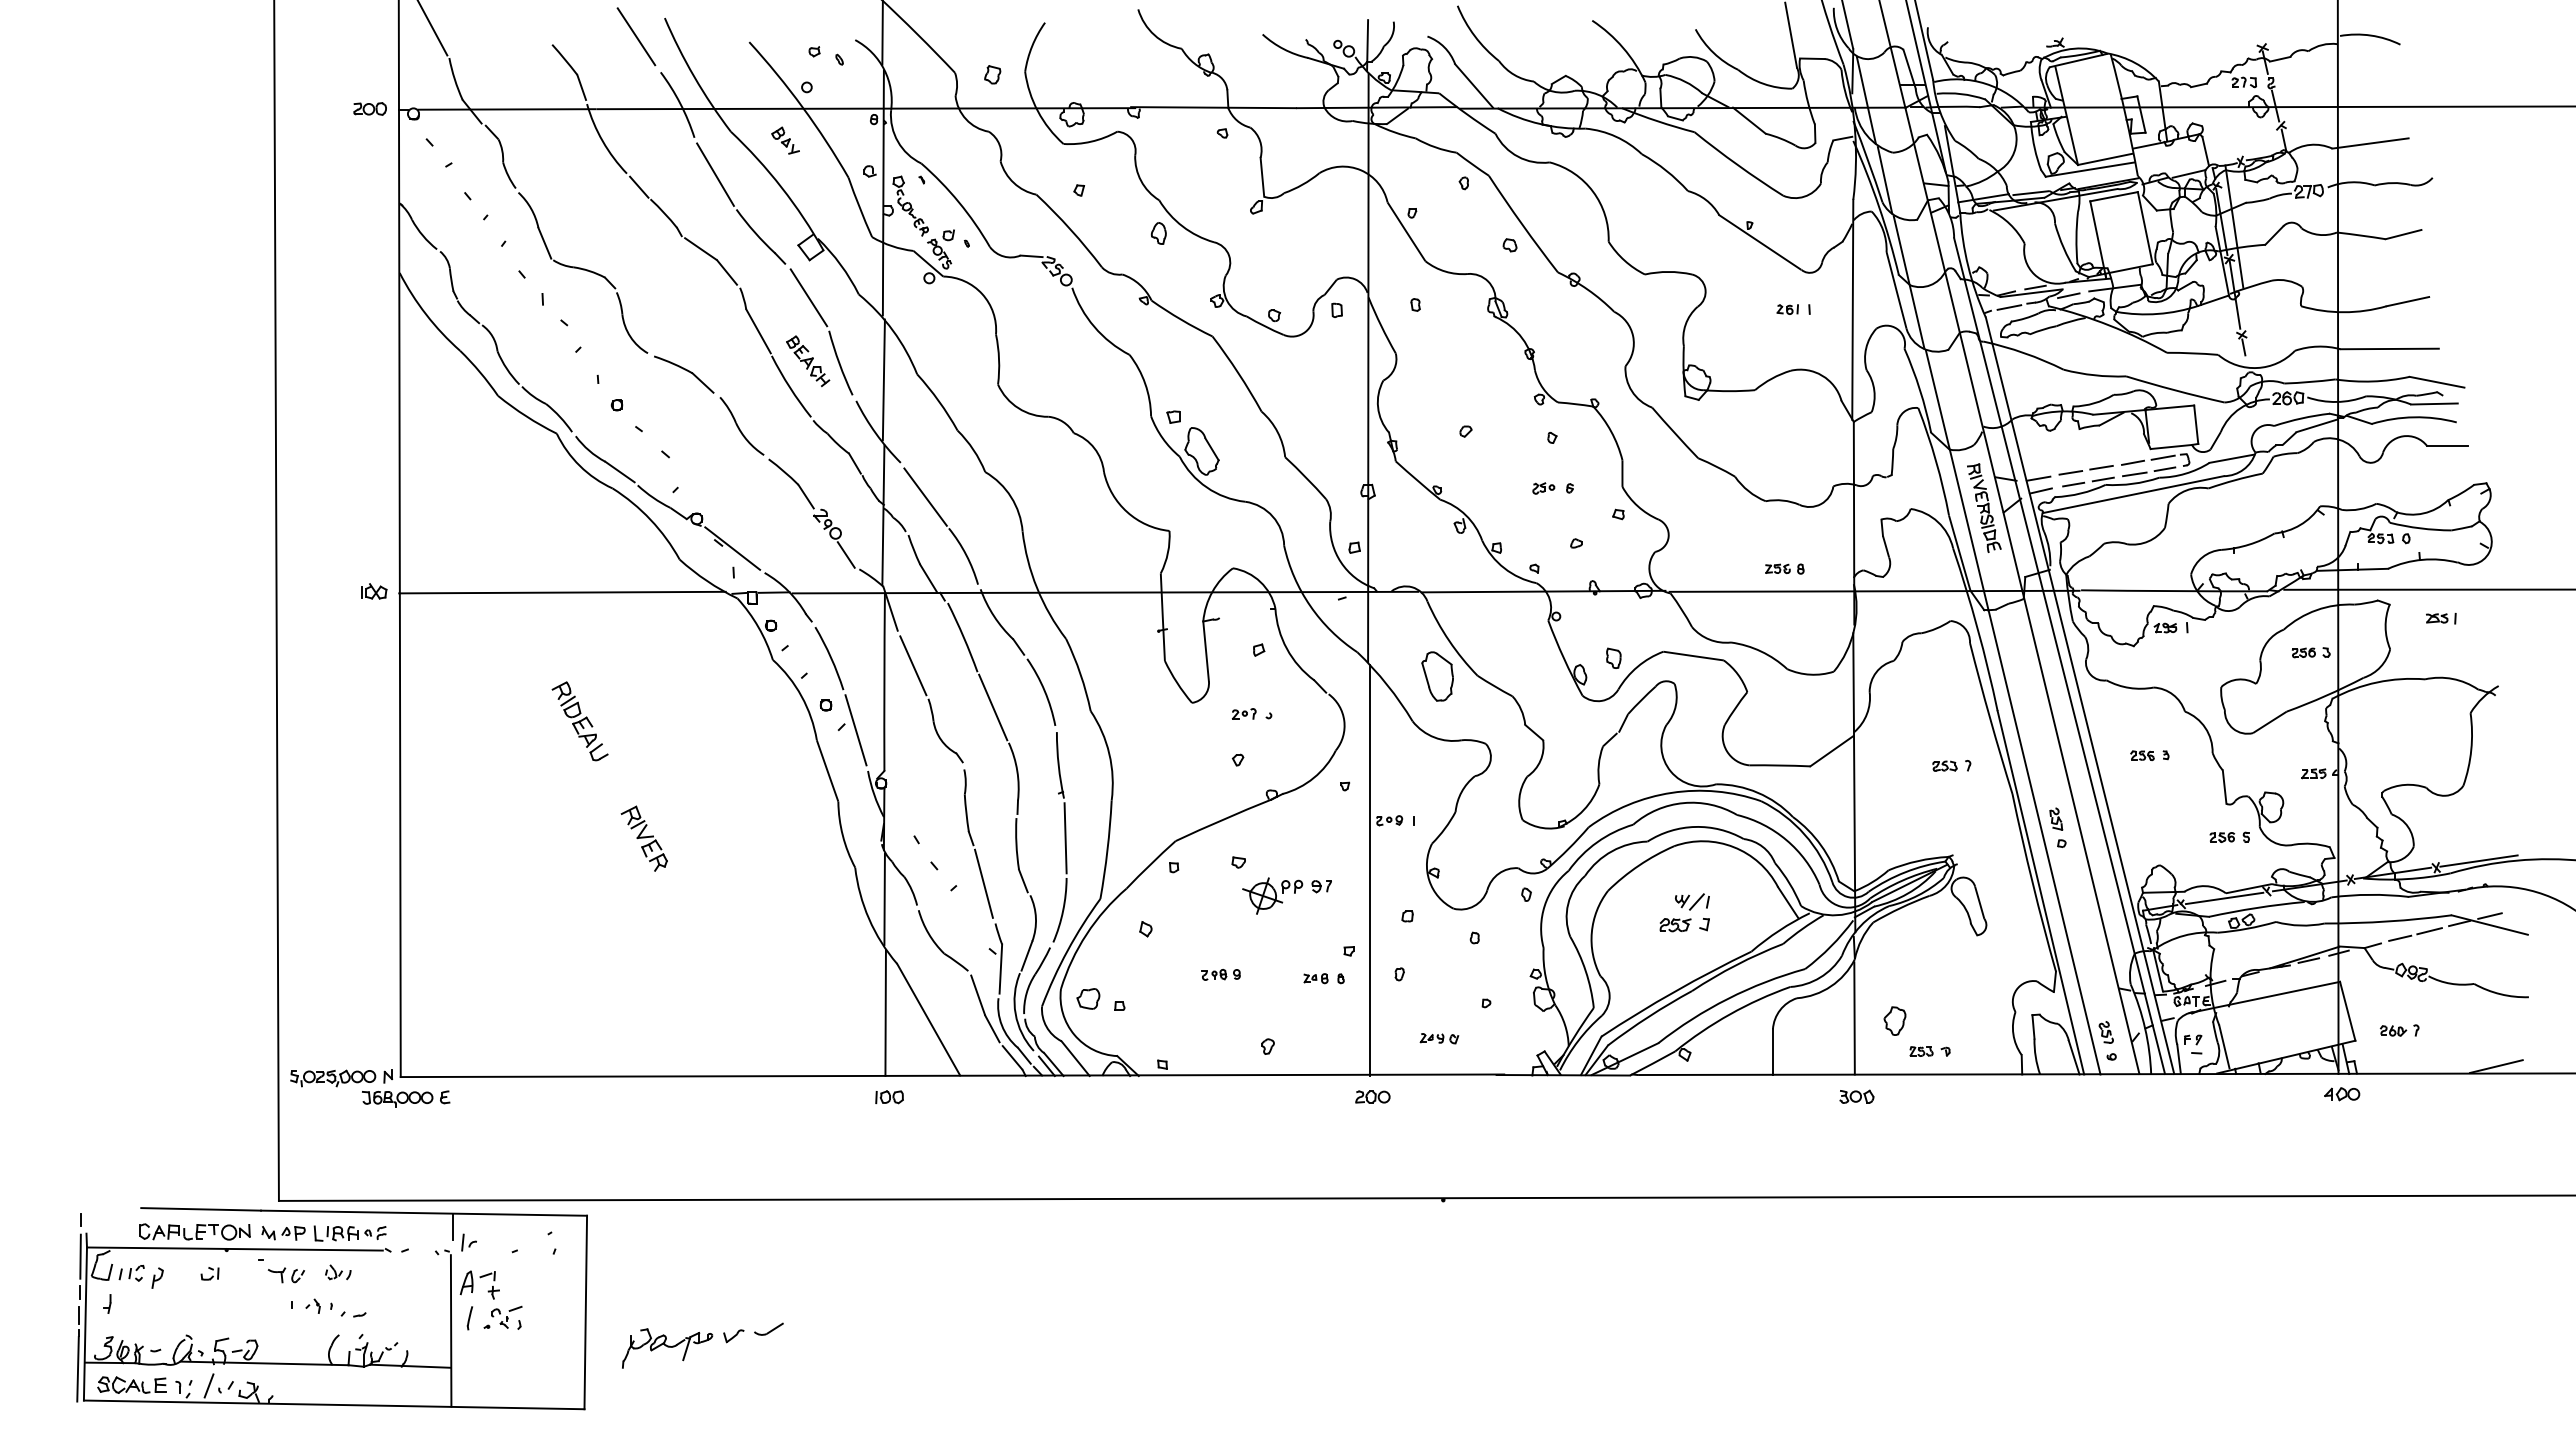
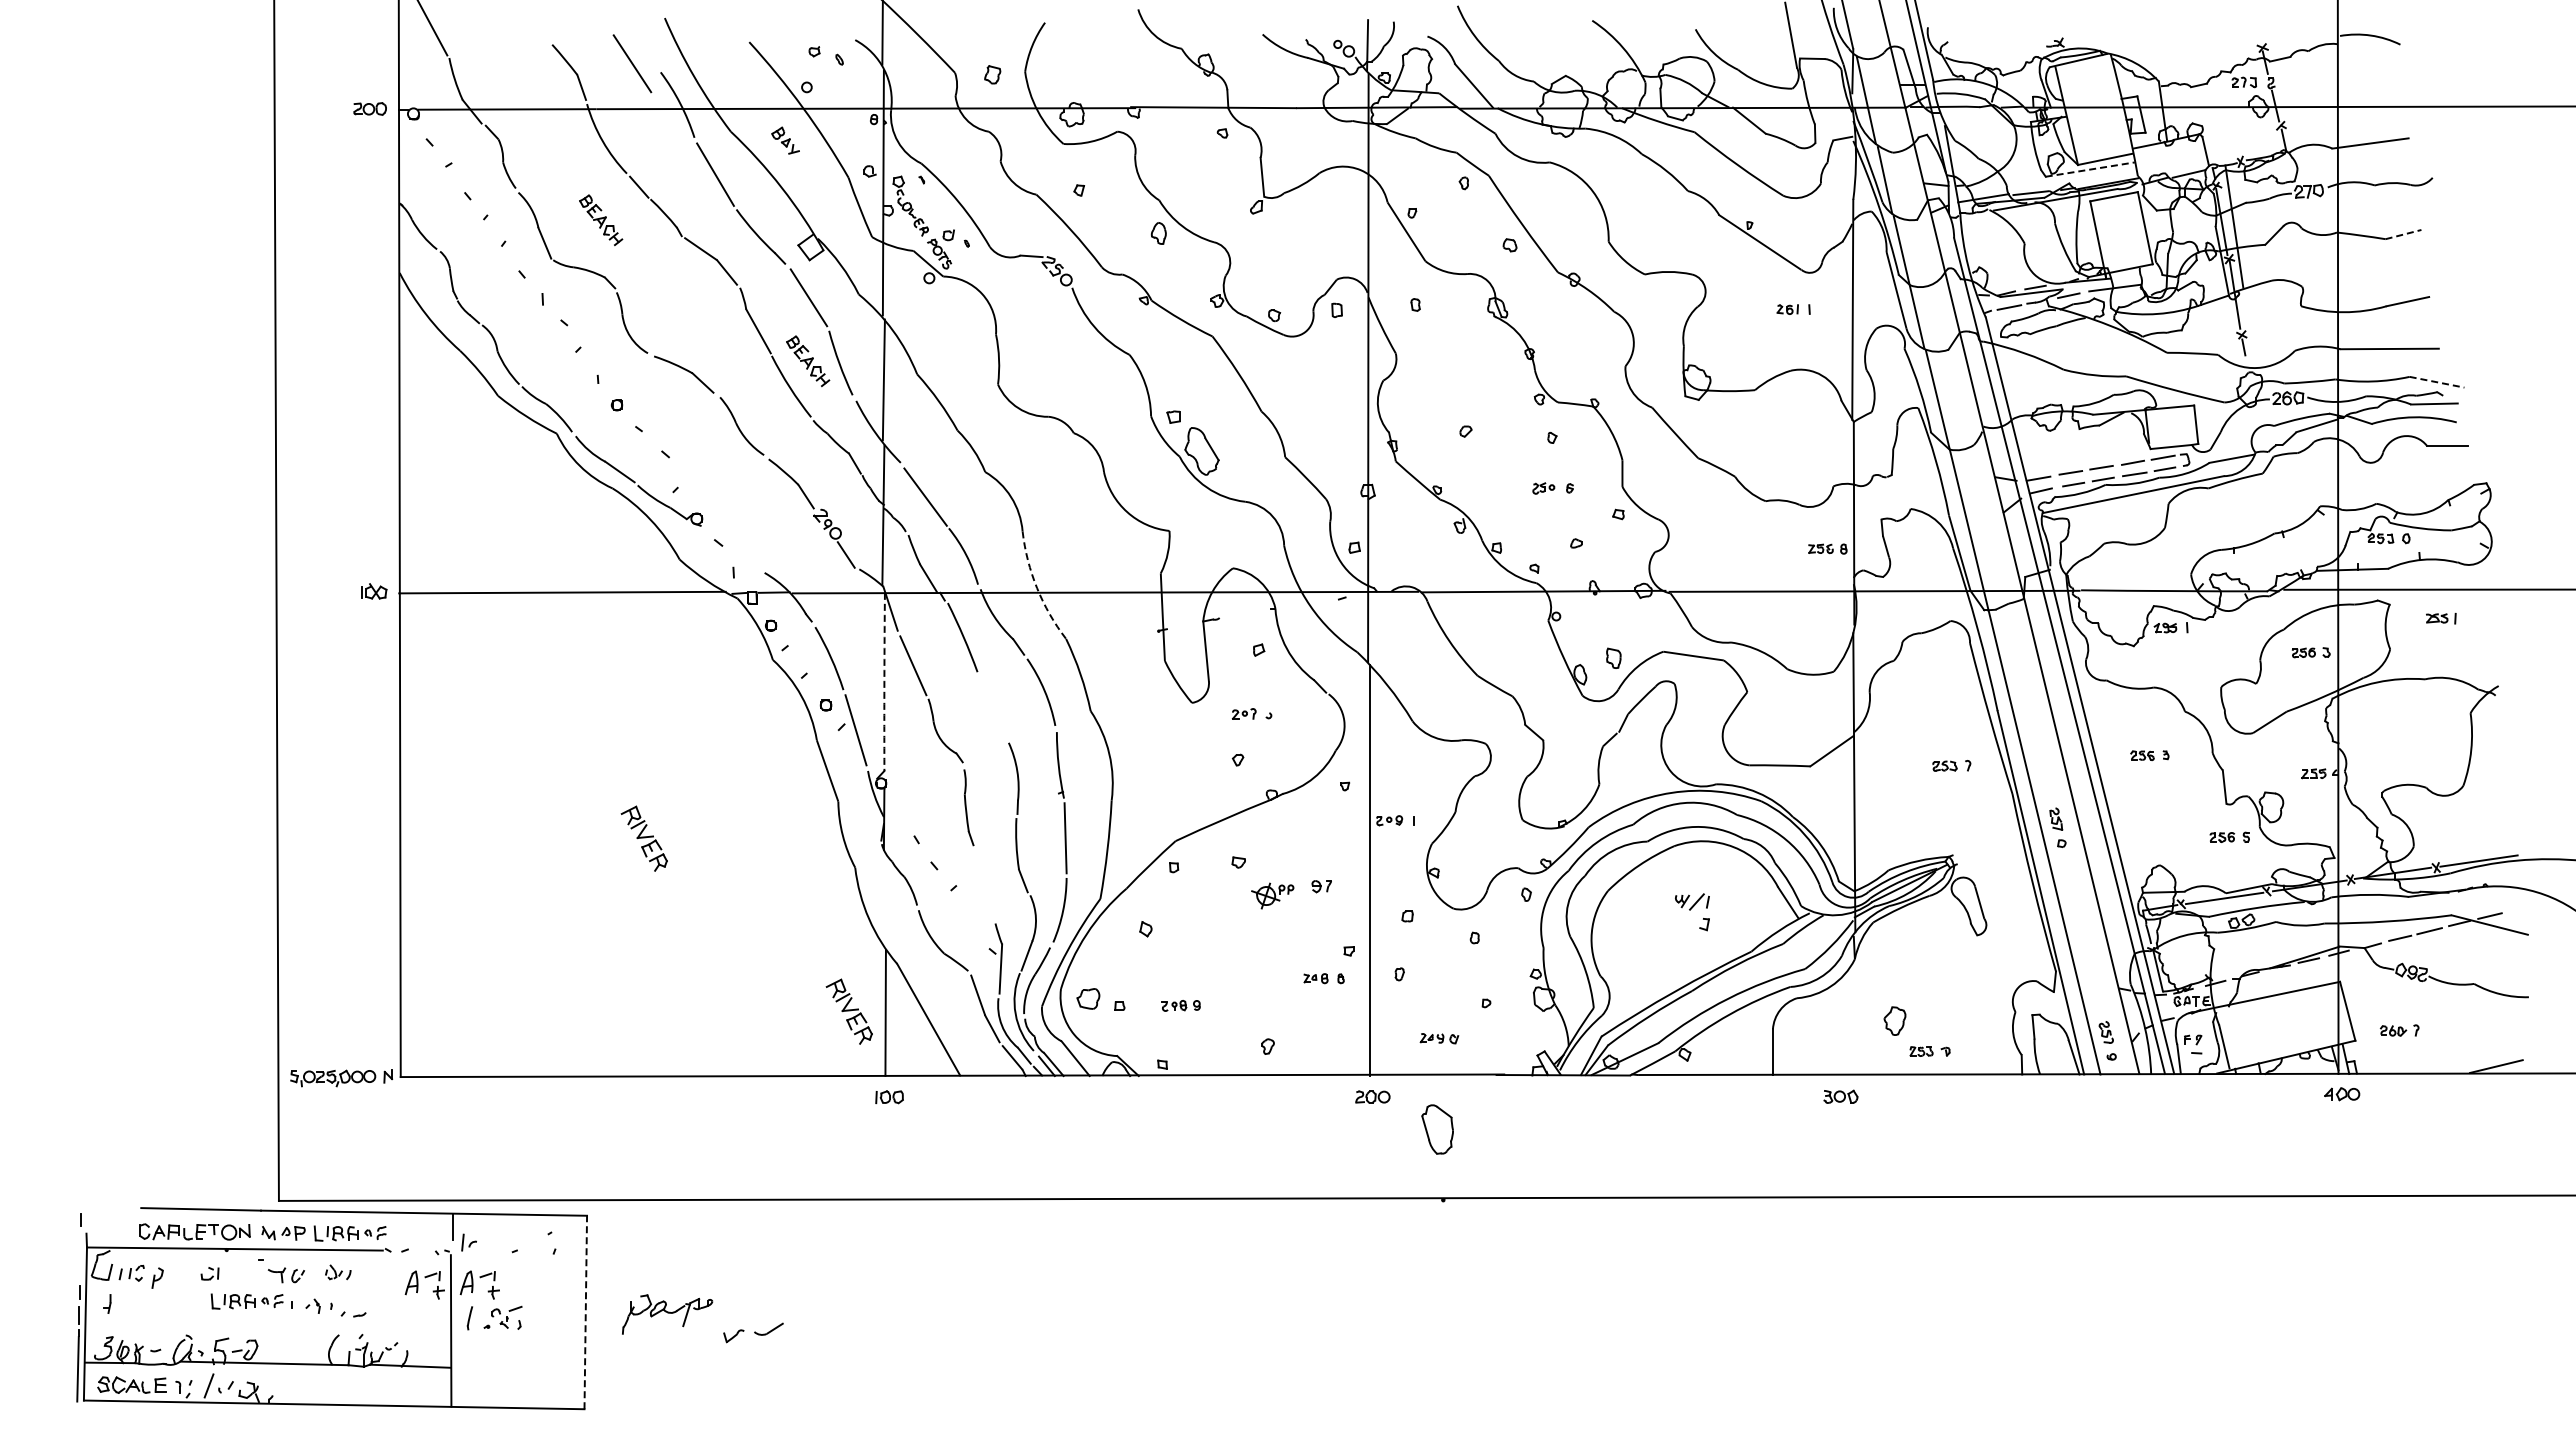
line position: (636, 36) -> (632, 63) (632, 63)
line: solid -> dashed (2090, 169)
part: none -> present (601, 220)
line: solid -> dashed (2404, 234)
line: solid -> dashed (2437, 382)
part: present -> none (1984, 507)
line: present -> none (732, 548)
part position: (1784, 568) -> (1827, 548) (1827, 548)
arc: solid -> dashed (1037, 588)
part position: (1437, 676) -> (1437, 1129) (1437, 1129)
arc: solid -> dashed (884, 681)
line: present -> none (993, 707)
part: present -> none (579, 721)
line: present -> none (983, 883)
part size: 62x38 px -> 44x28 px (1272, 895)
line: present -> none (884, 899)
part: present -> none (1675, 925)
part position: (1220, 974) -> (1180, 1005) (1180, 1005)
part: none -> present (848, 1011)
line: present -> none (1854, 1018)
part position: (1856, 1096) -> (1840, 1096) (1840, 1096)
part: present -> none (406, 1098)
line: present -> none (80, 1256)
part: none -> present (424, 1284)
part: none -> present (246, 1301)
line: solid -> dashed (585, 1312)
part position: (667, 1348) -> (667, 1314) (667, 1314)
